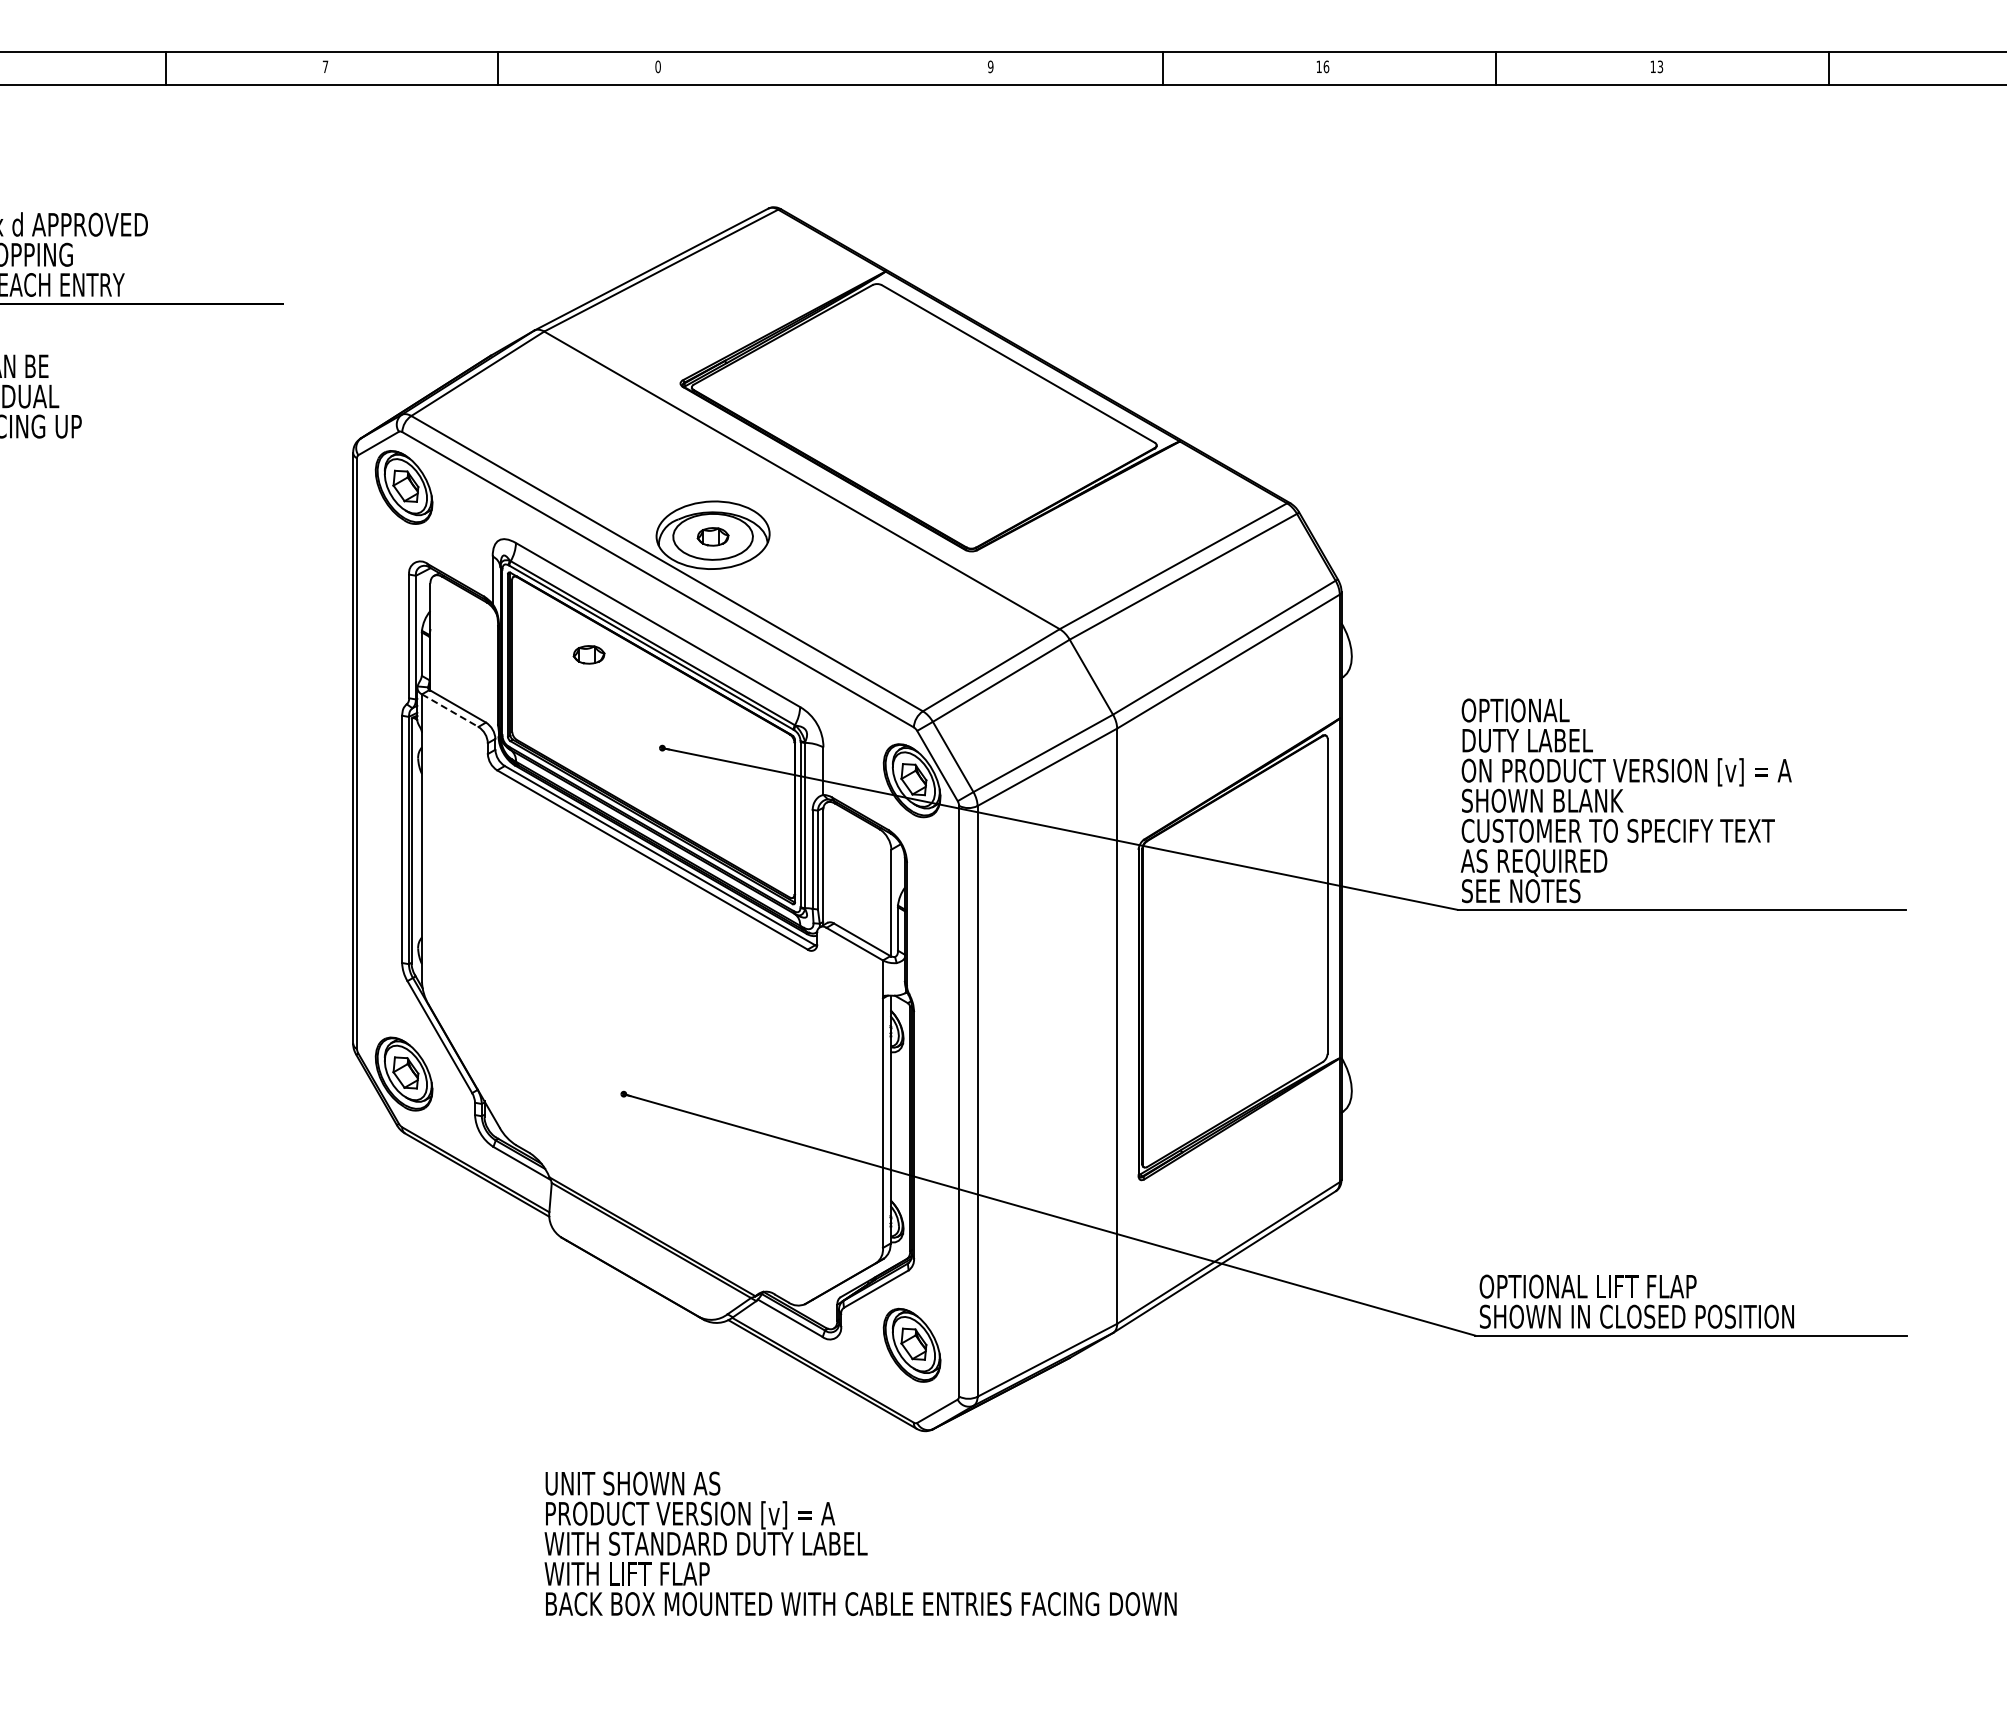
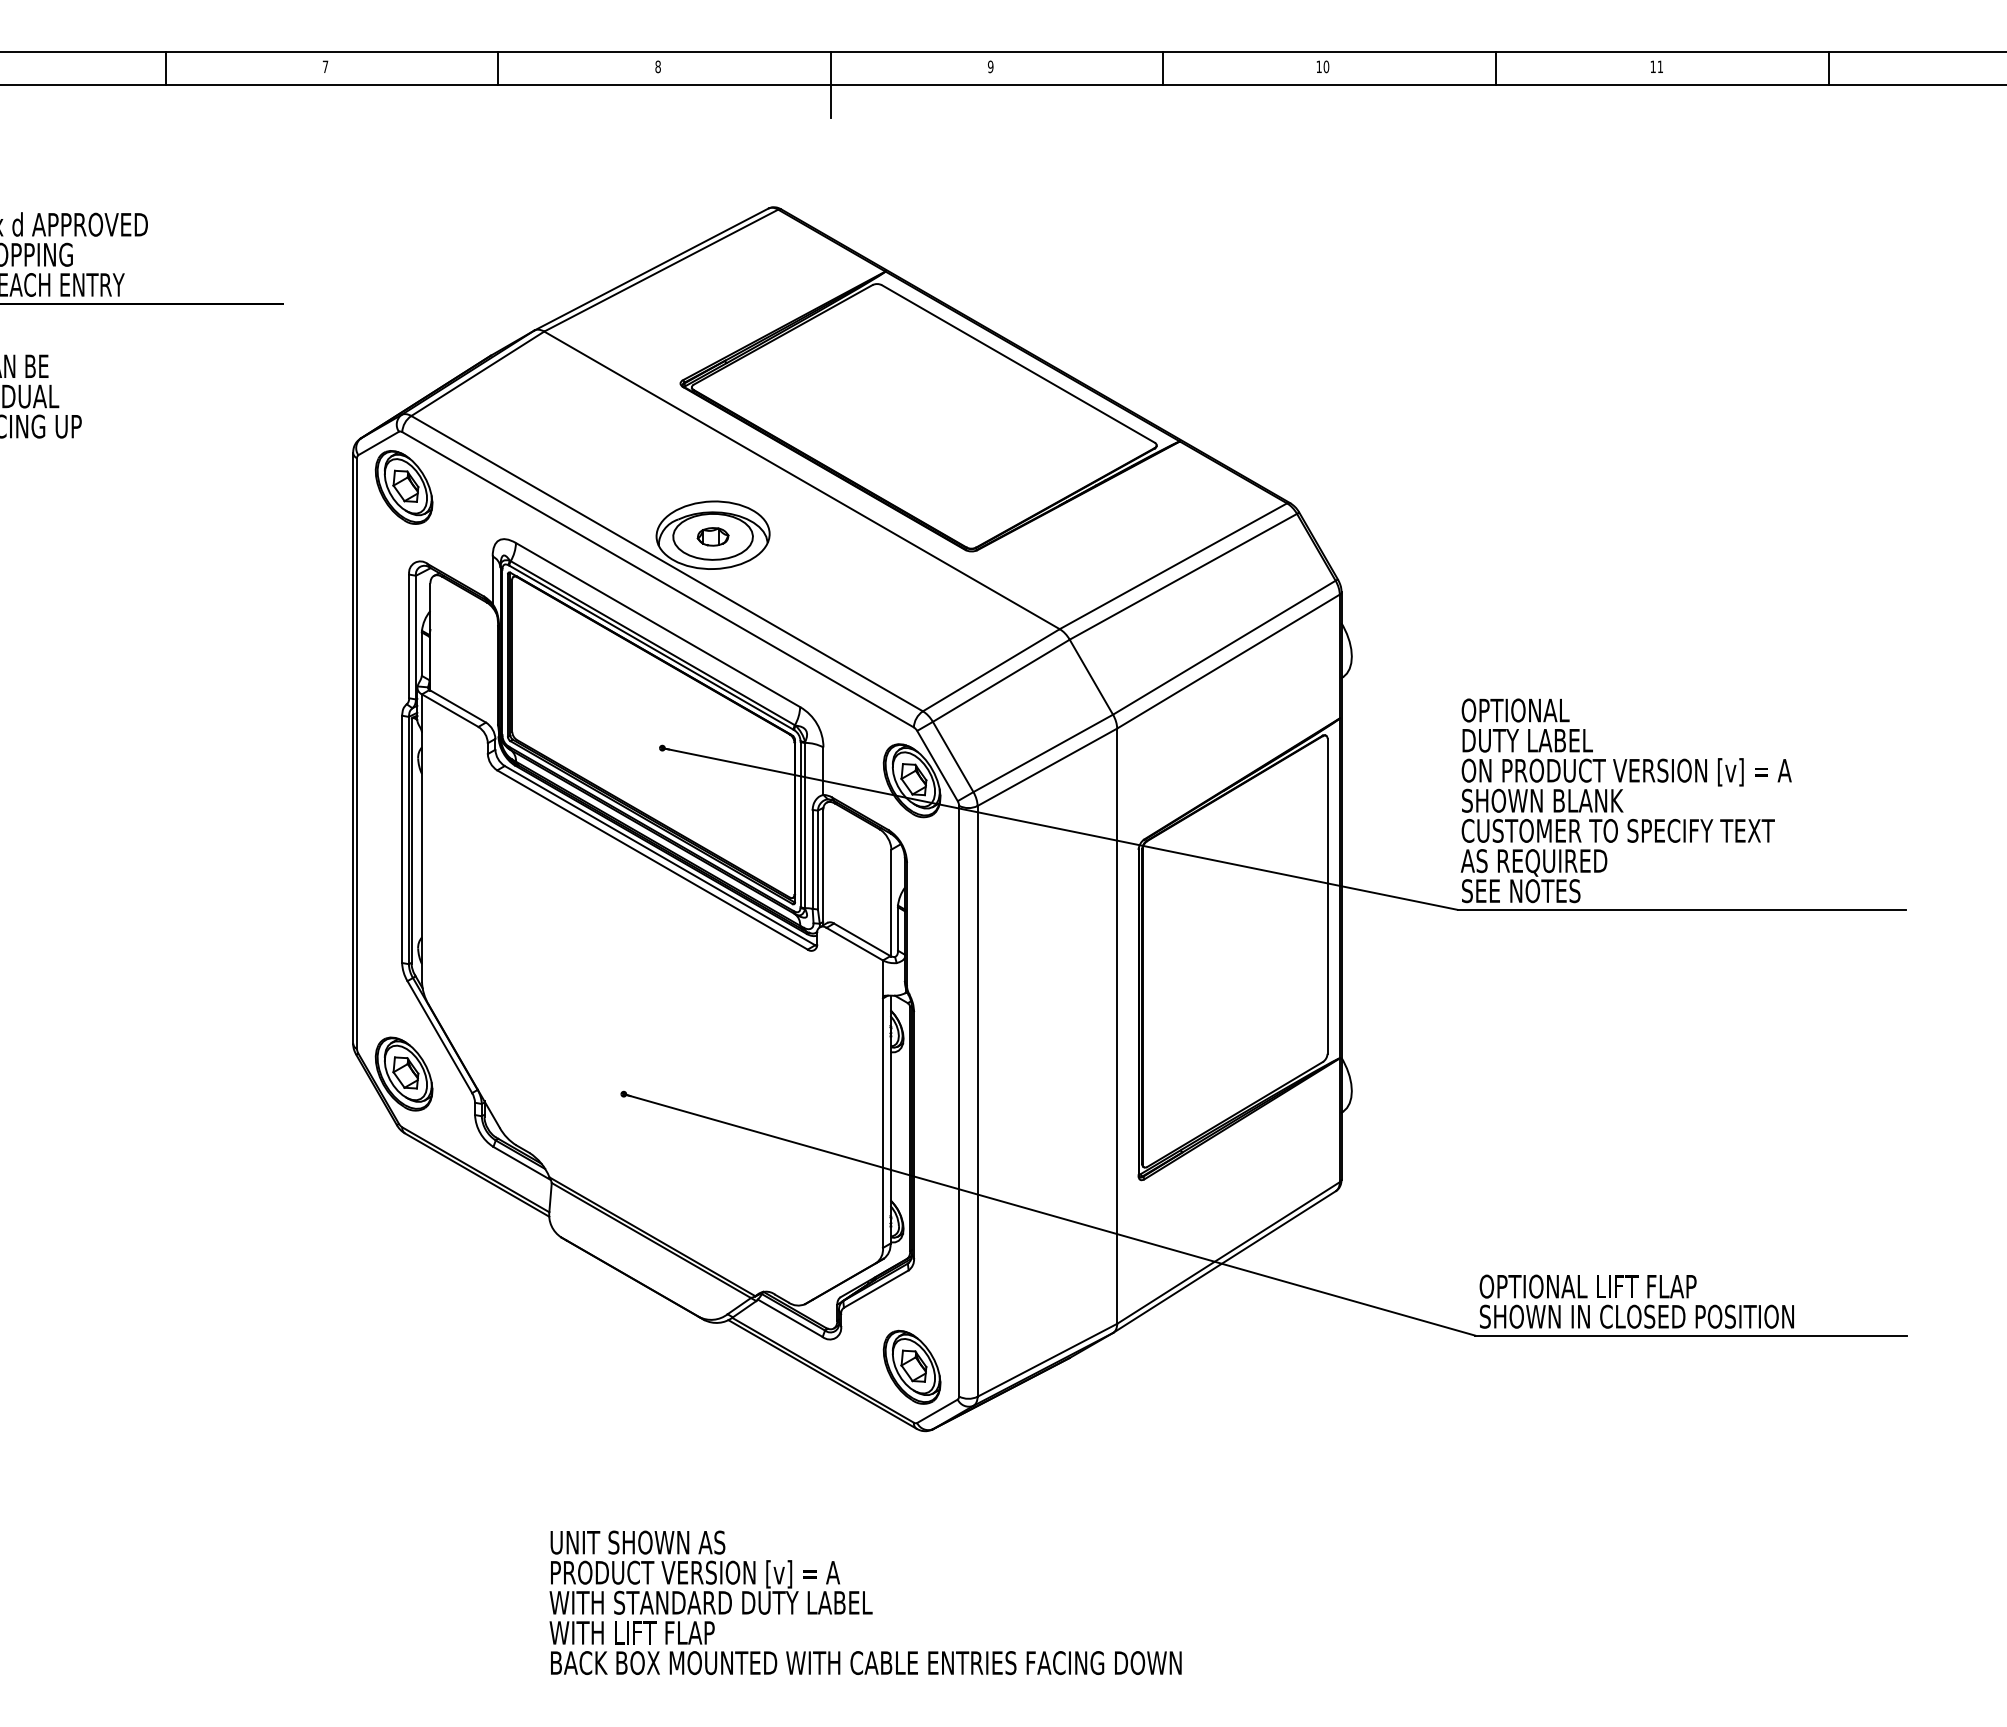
text: 0 -> 8 (657, 66)
text: 16 -> 10 (1326, 66)
text: 13 -> 11 (1660, 66)
line: none -> present (830, 84)
part: present -> none (588, 654)
line: dashed -> solid (450, 710)
part position: (911, 1344) -> (911, 1366) (911, 1366)
text position: (860, 1543) -> (865, 1602) (865, 1602)
